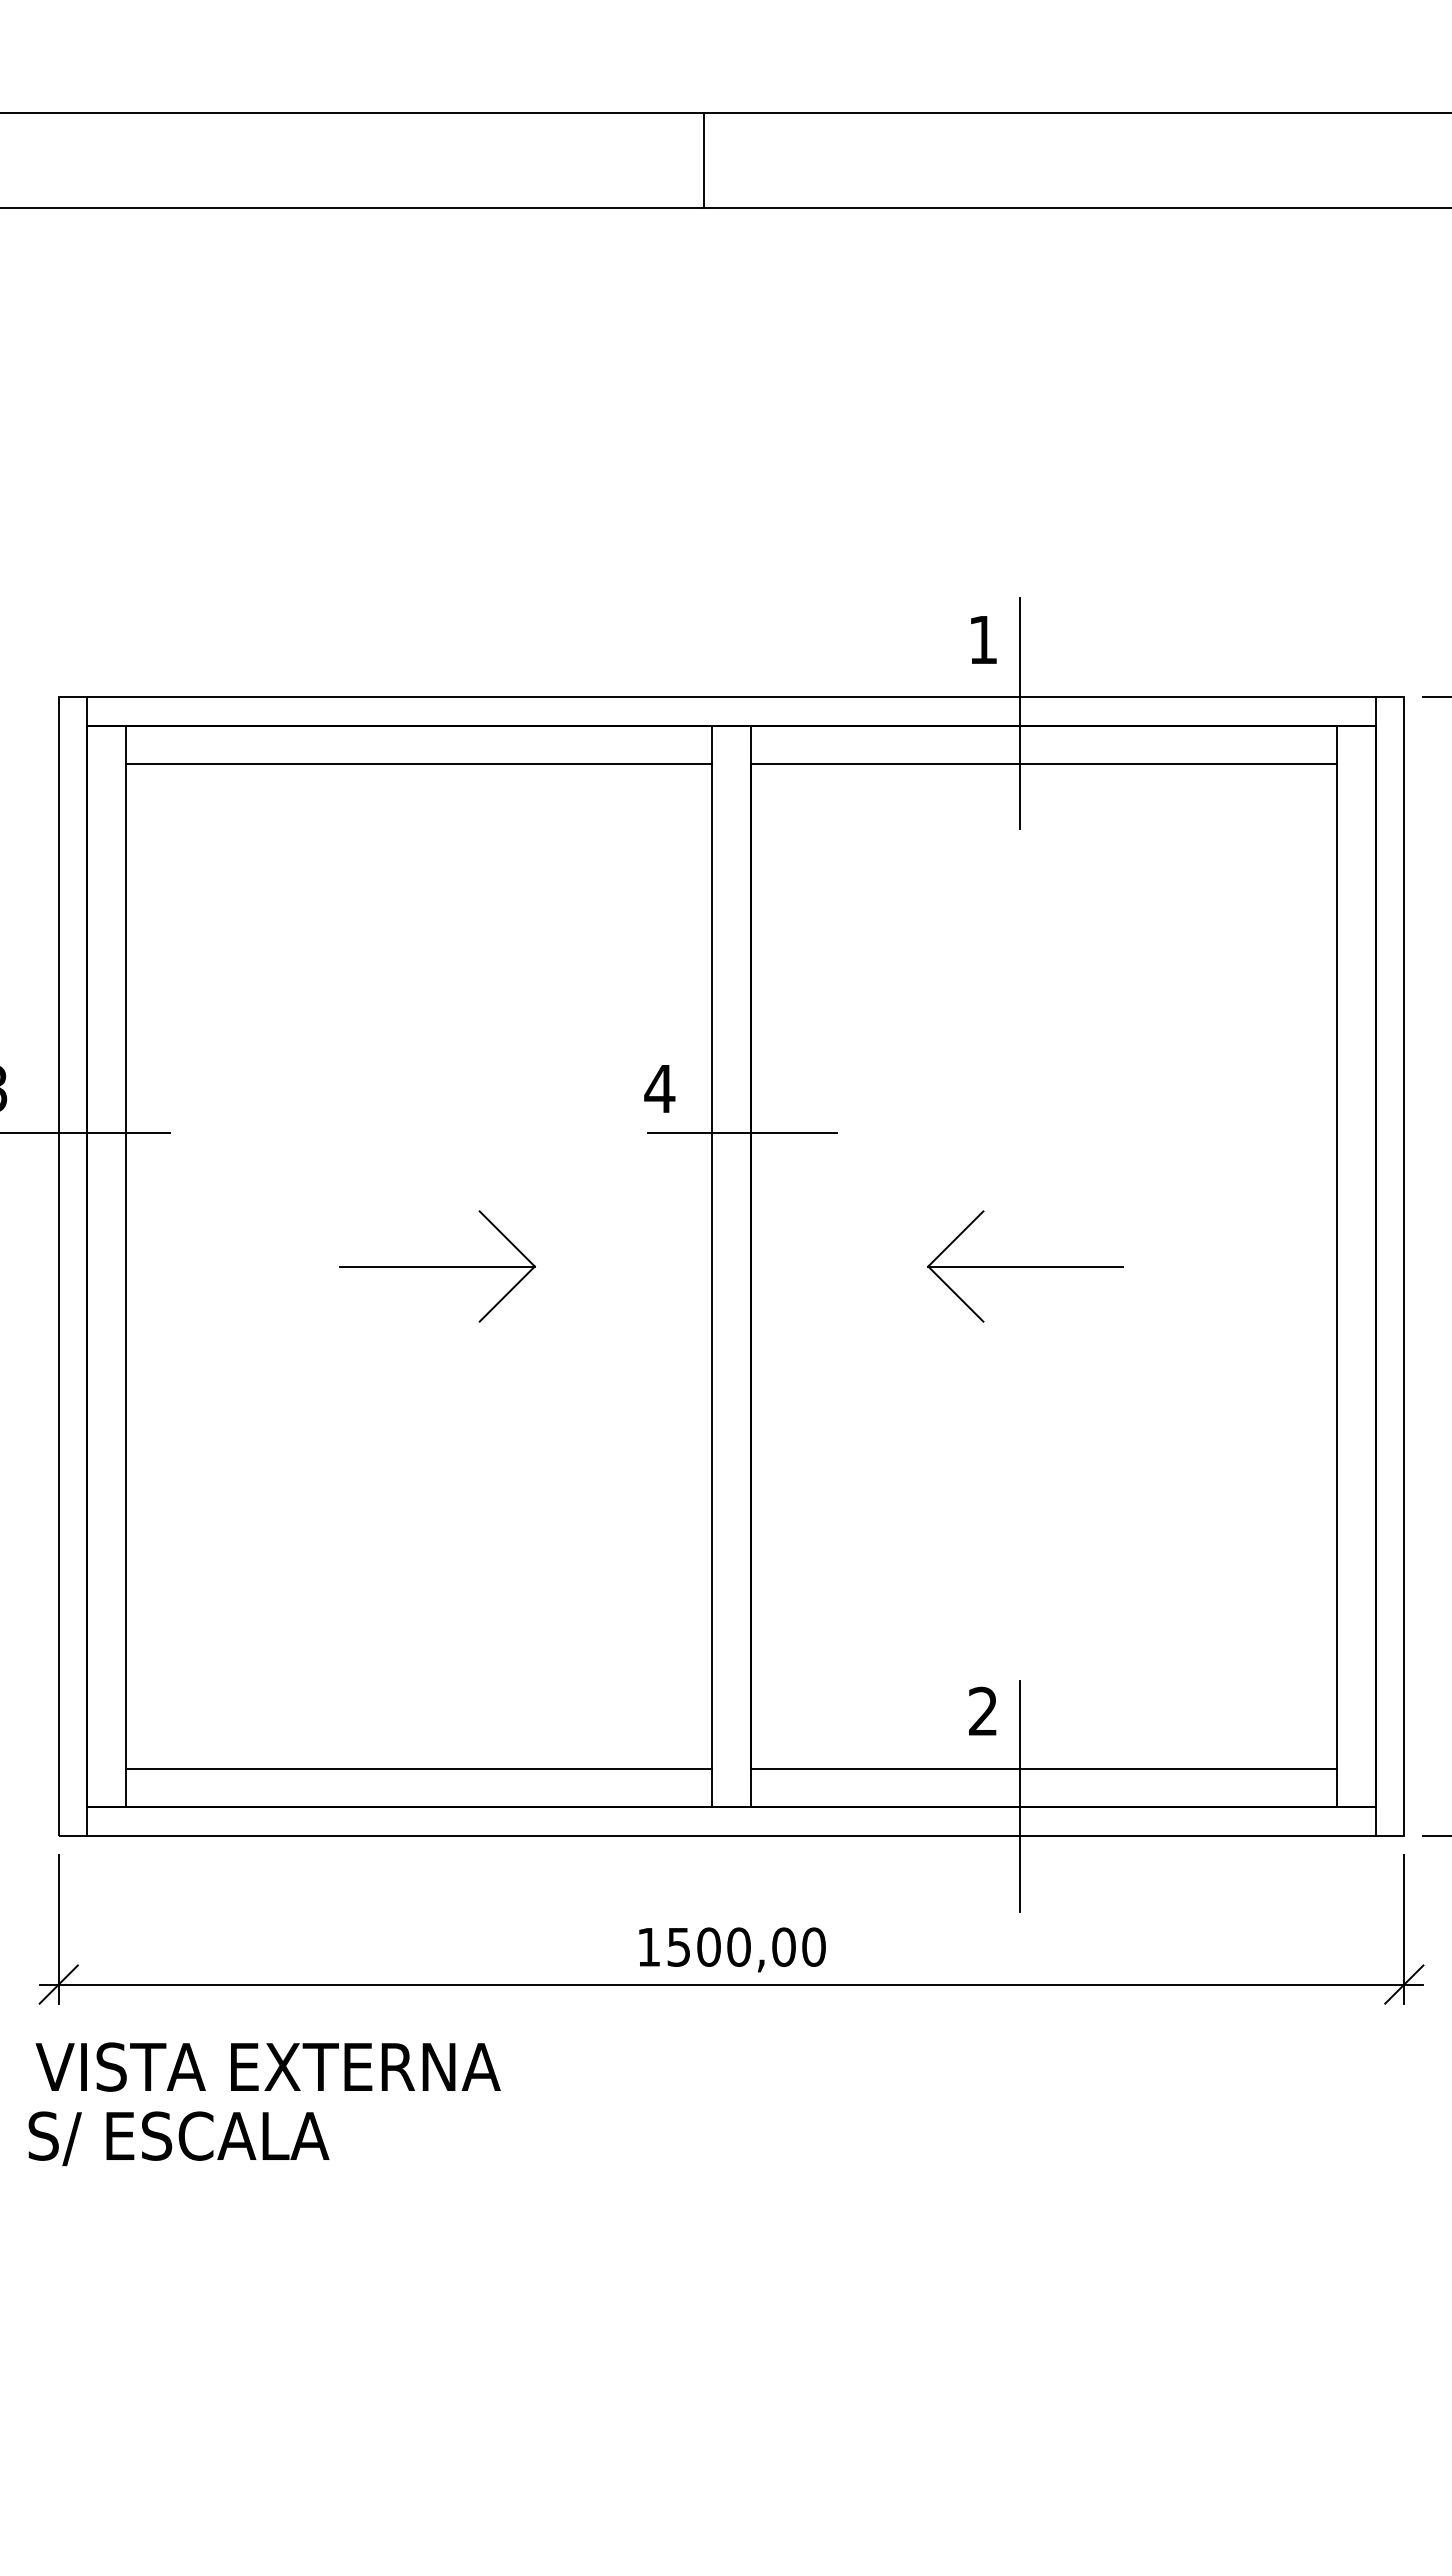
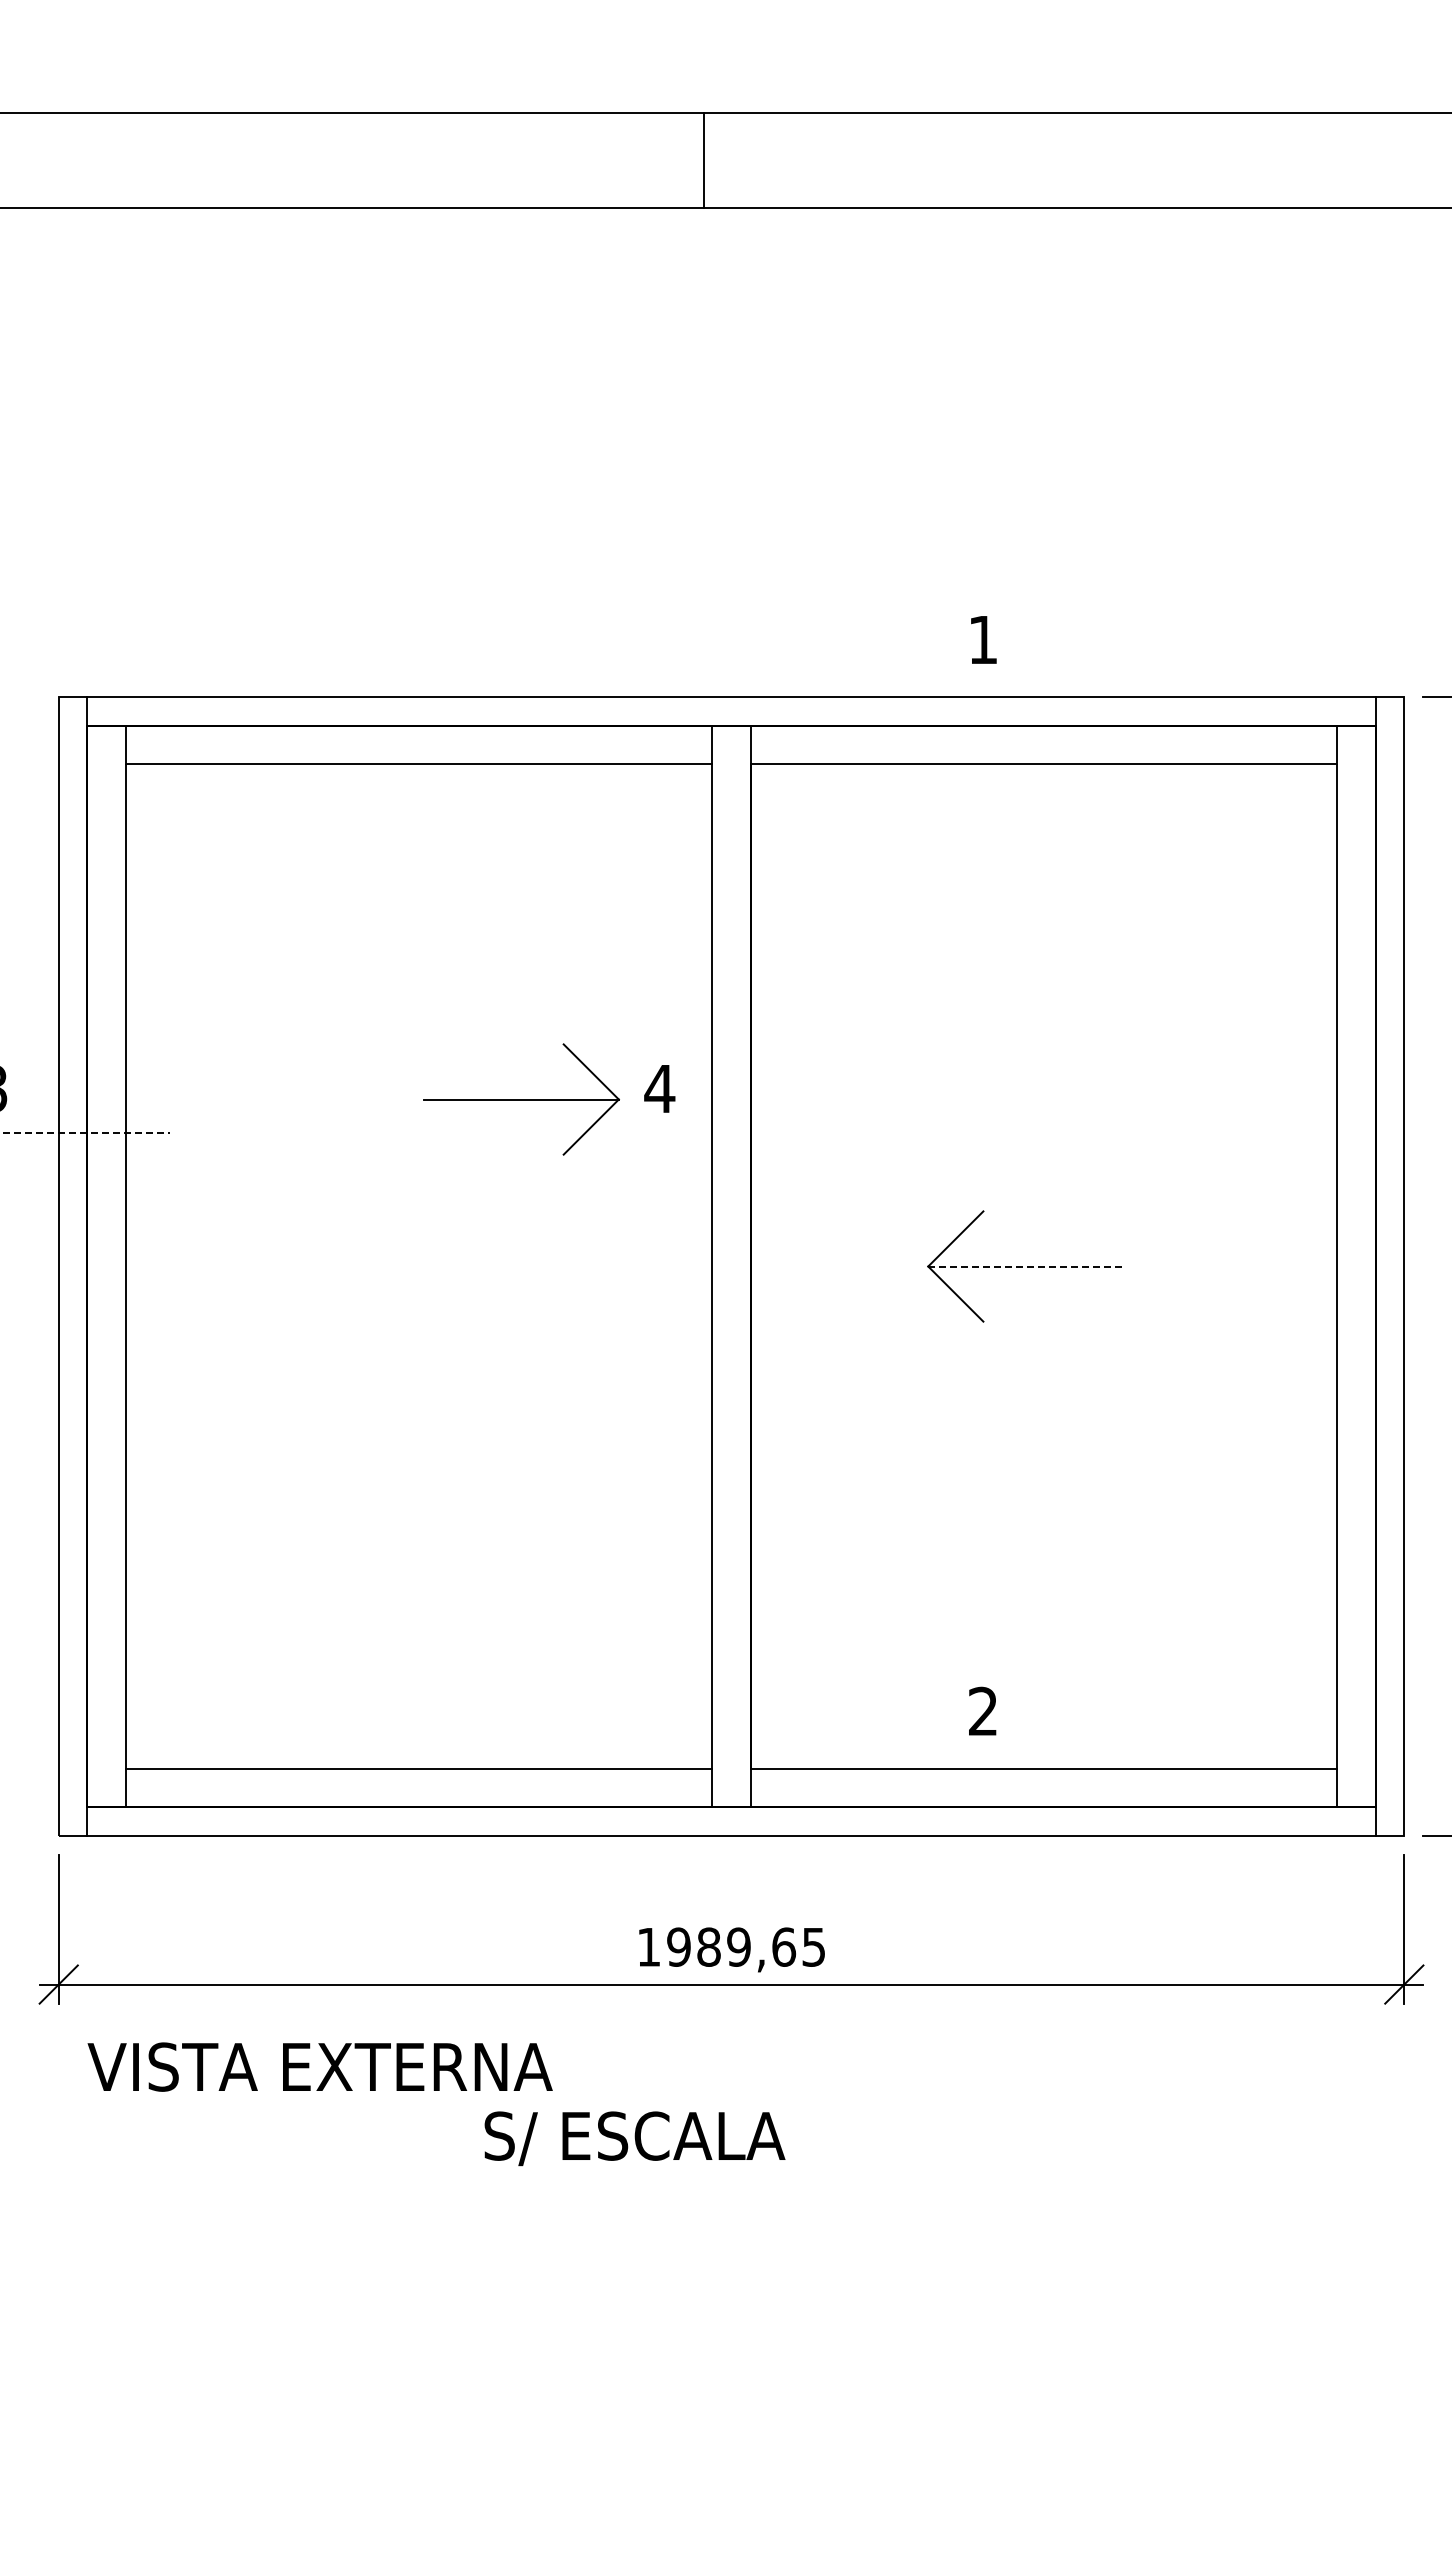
line: present -> none (1019, 712)
line: solid -> dashed (85, 1132)
line: present -> none (742, 1132)
part position: (437, 1266) -> (521, 1099) (521, 1099)
line: solid -> dashed (1026, 1266)
line: present -> none (1019, 1795)
text: 1500,00 -> 1989,65 (746, 1946)
text position: (267, 2066) -> (319, 2066) (319, 2066)
text position: (178, 2138) -> (634, 2138) (634, 2138)
